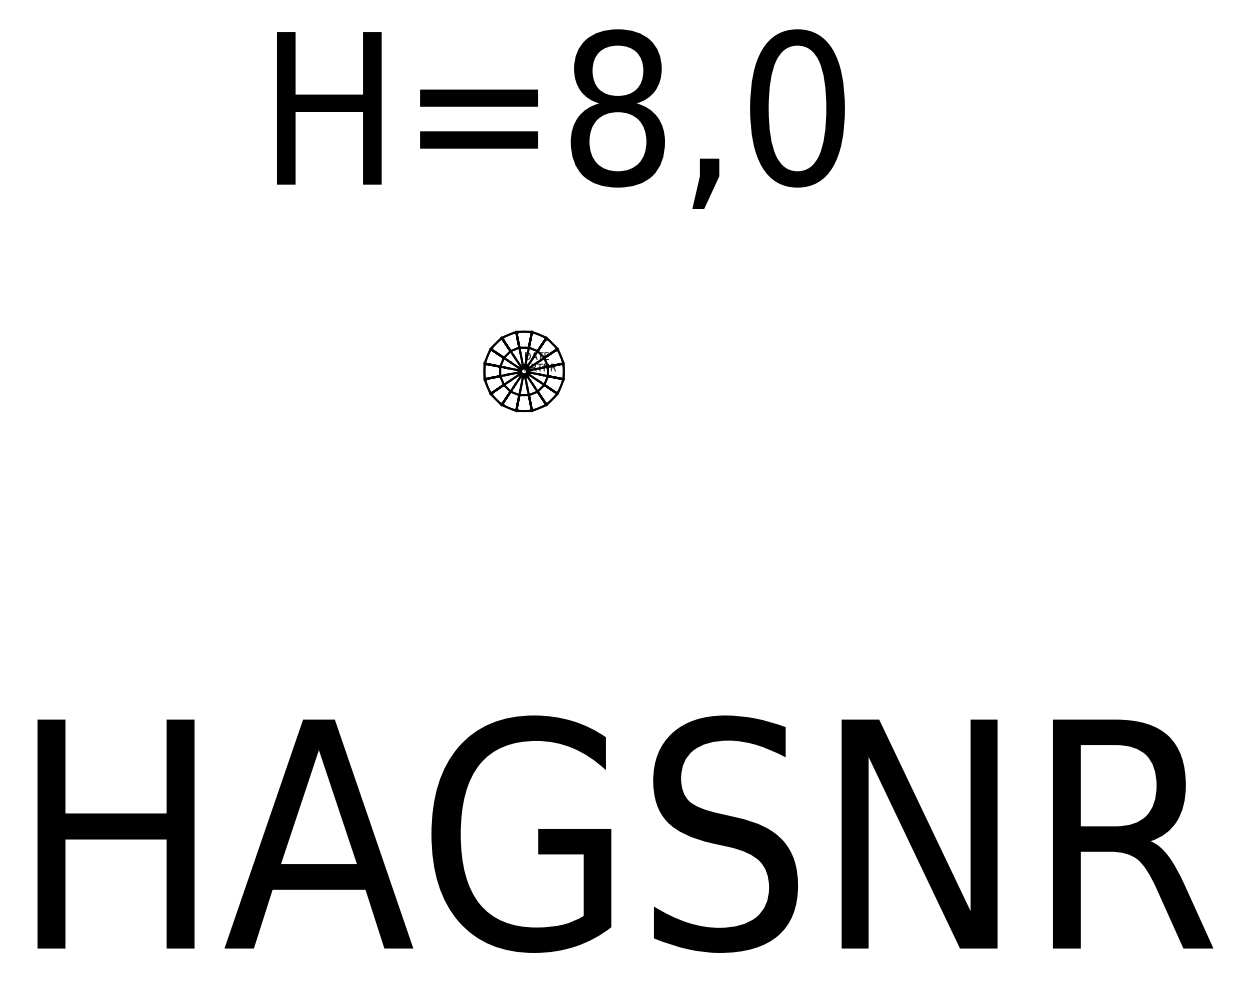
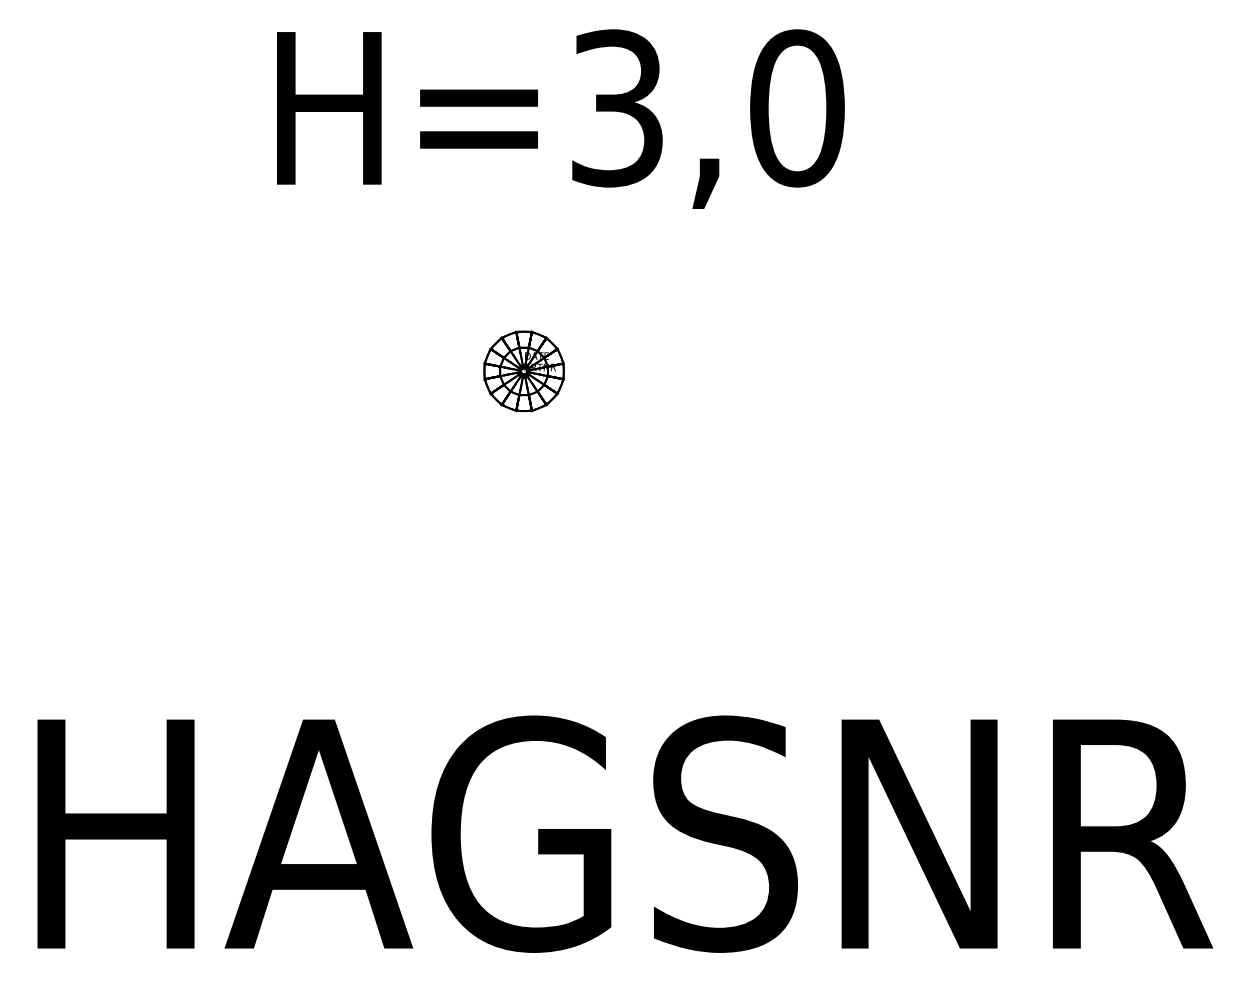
text: H=8,0 -> H=3,0 (617, 108)
